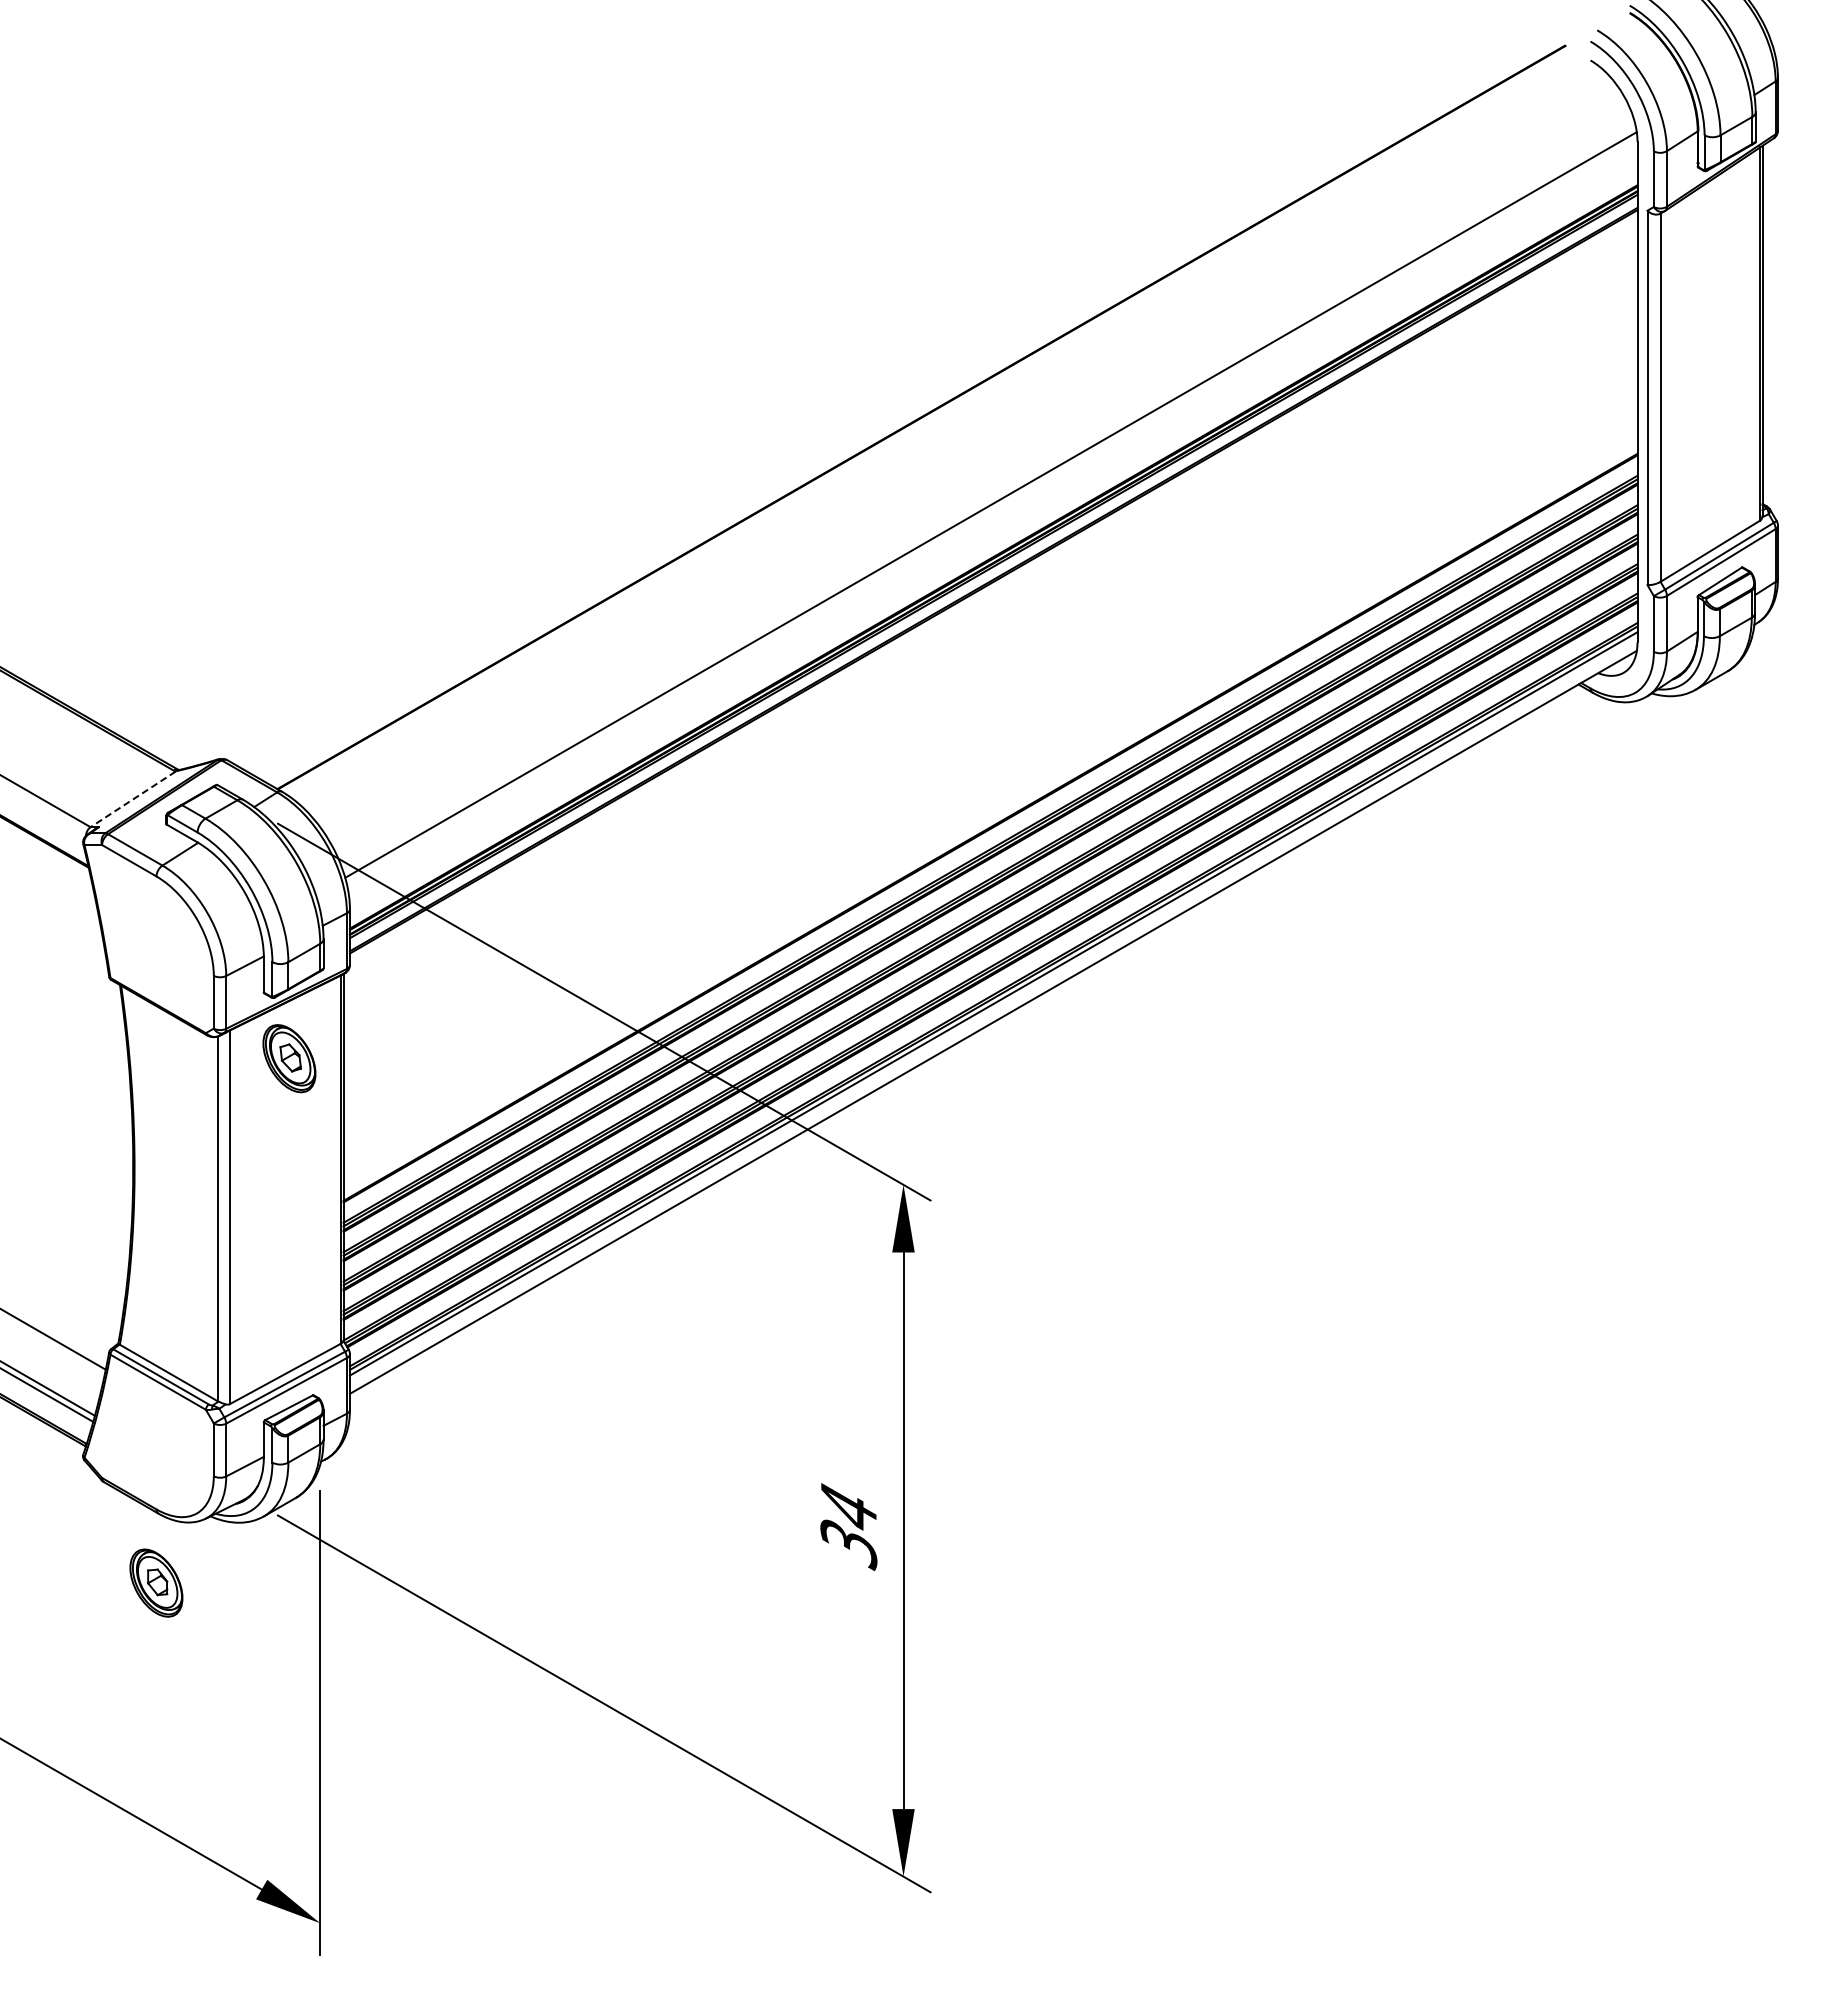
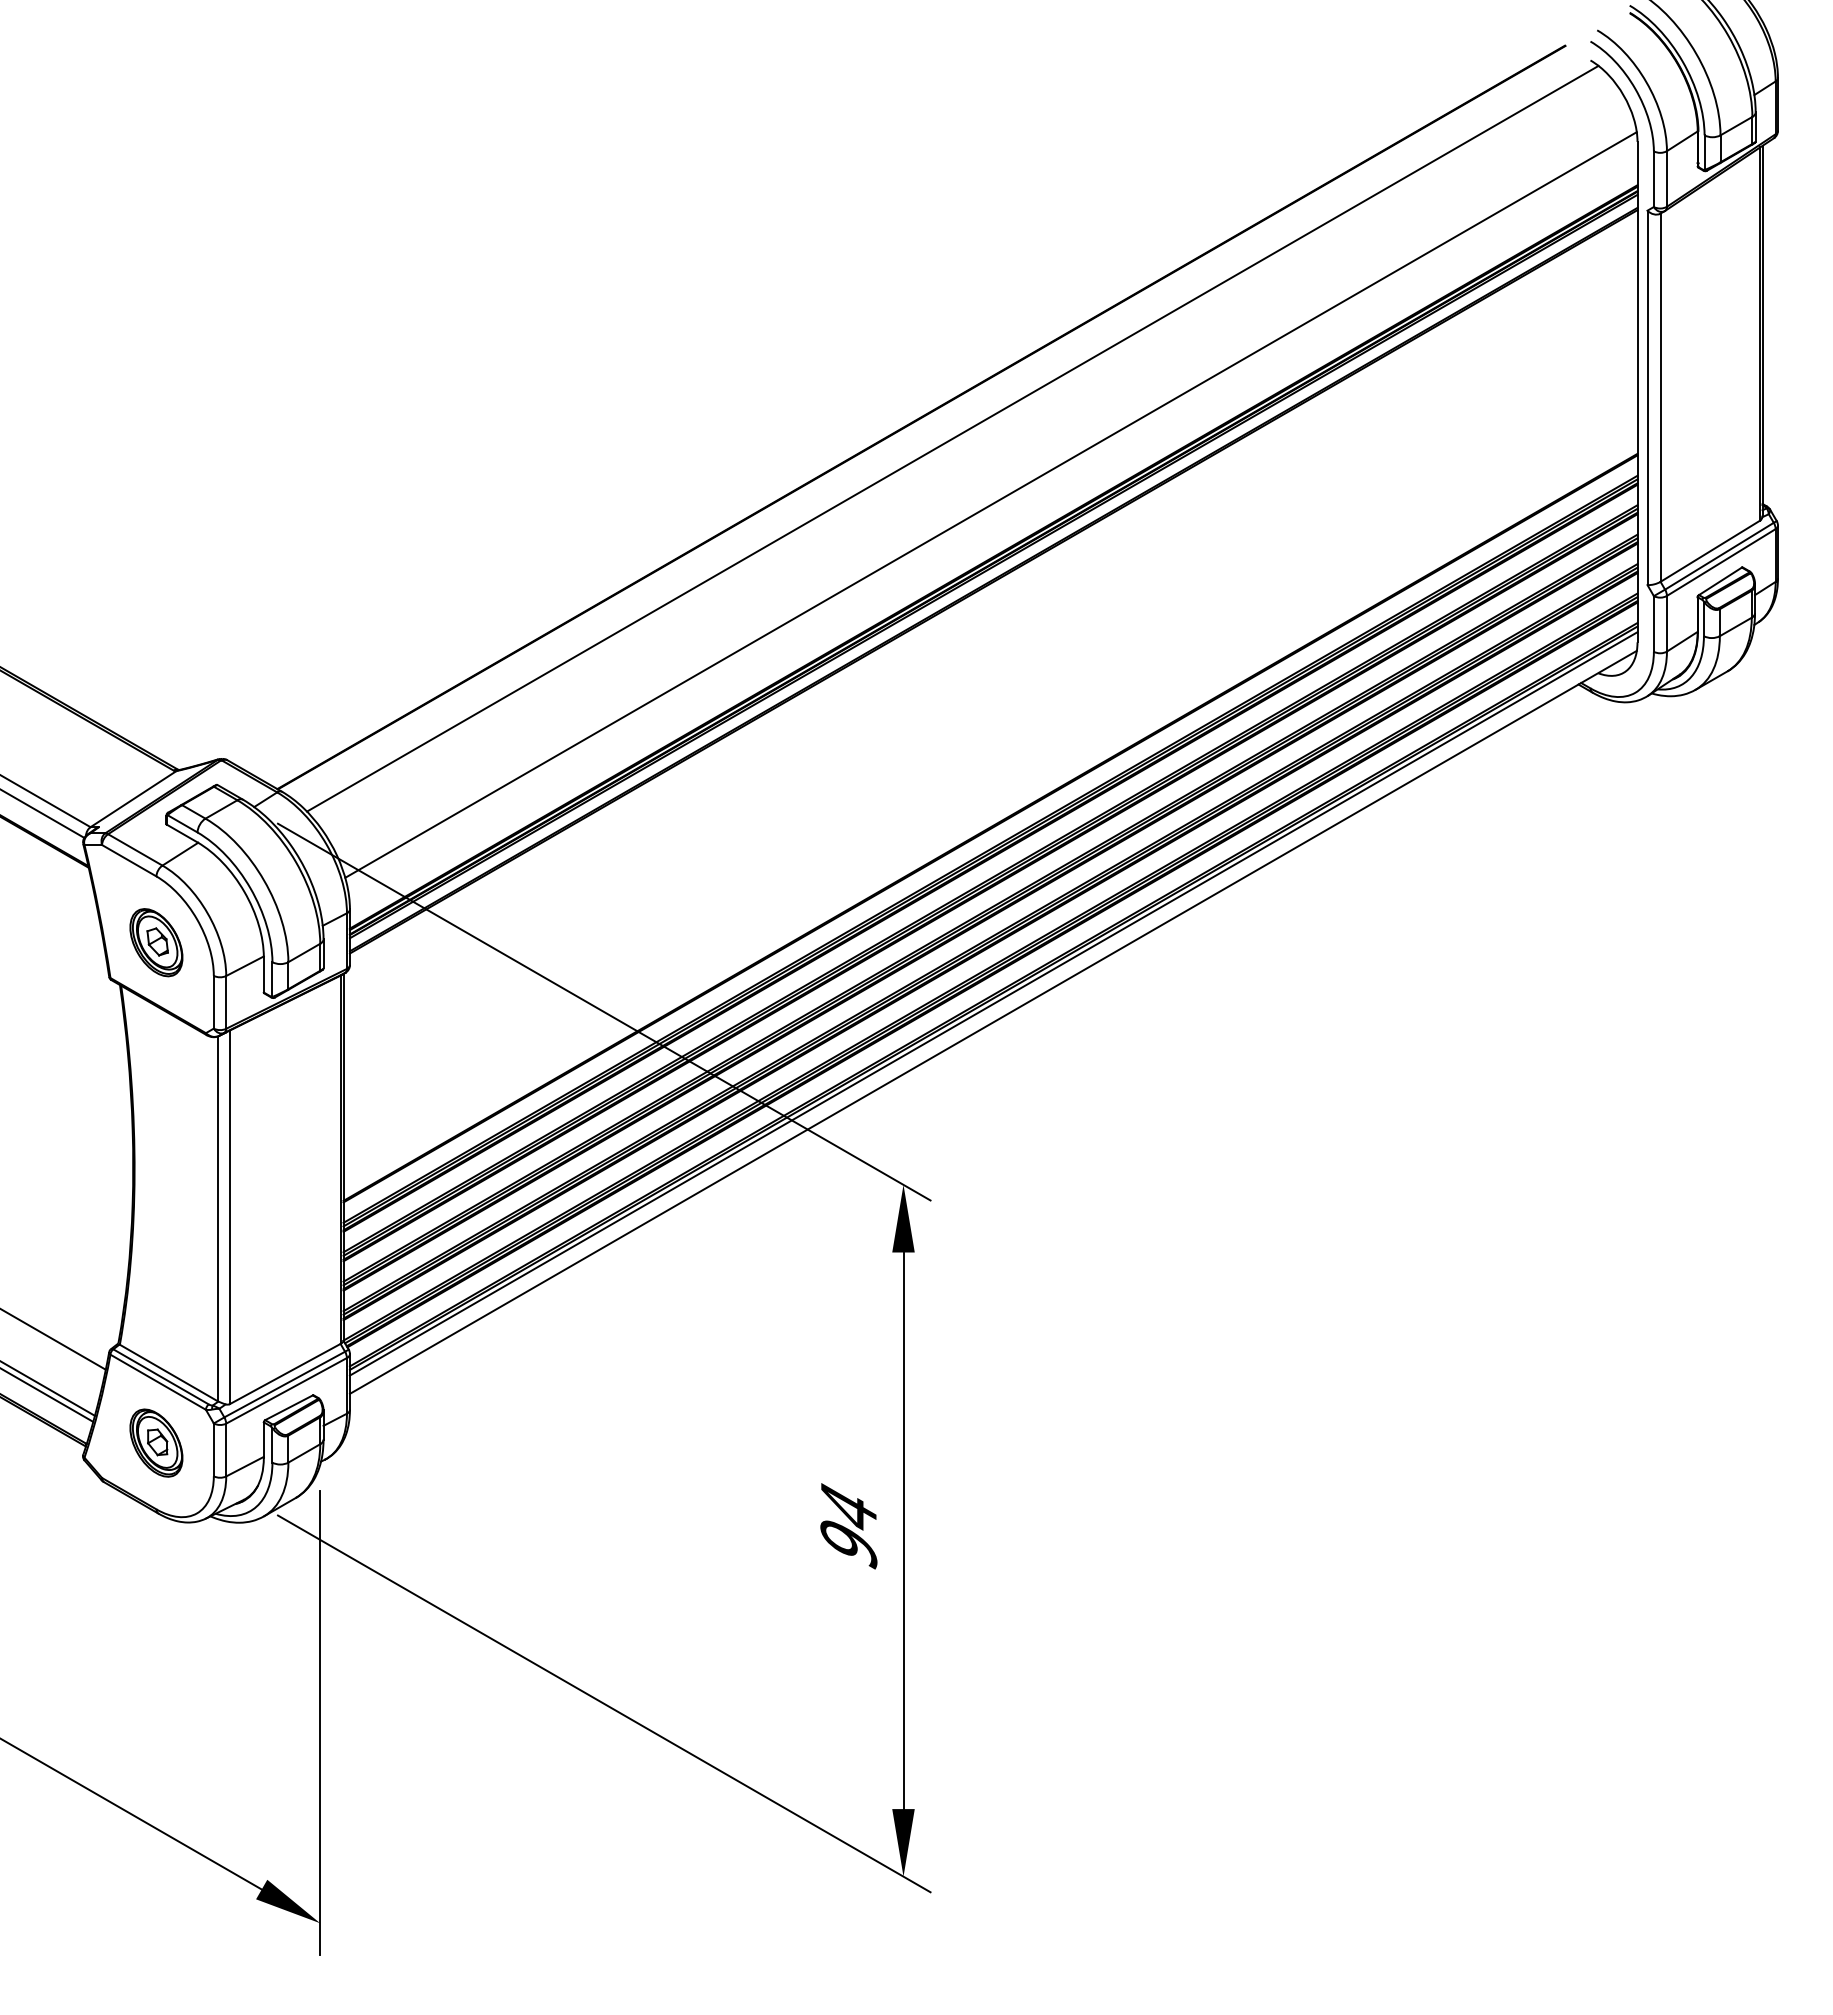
line: none -> present (952, 438)
line: dashed -> solid (133, 799)
line: none -> present (43, 813)
part position: (289, 1058) -> (156, 942) (156, 942)
text: 34 -> 94 (848, 1545)
part position: (156, 1582) -> (156, 1442) (156, 1442)
